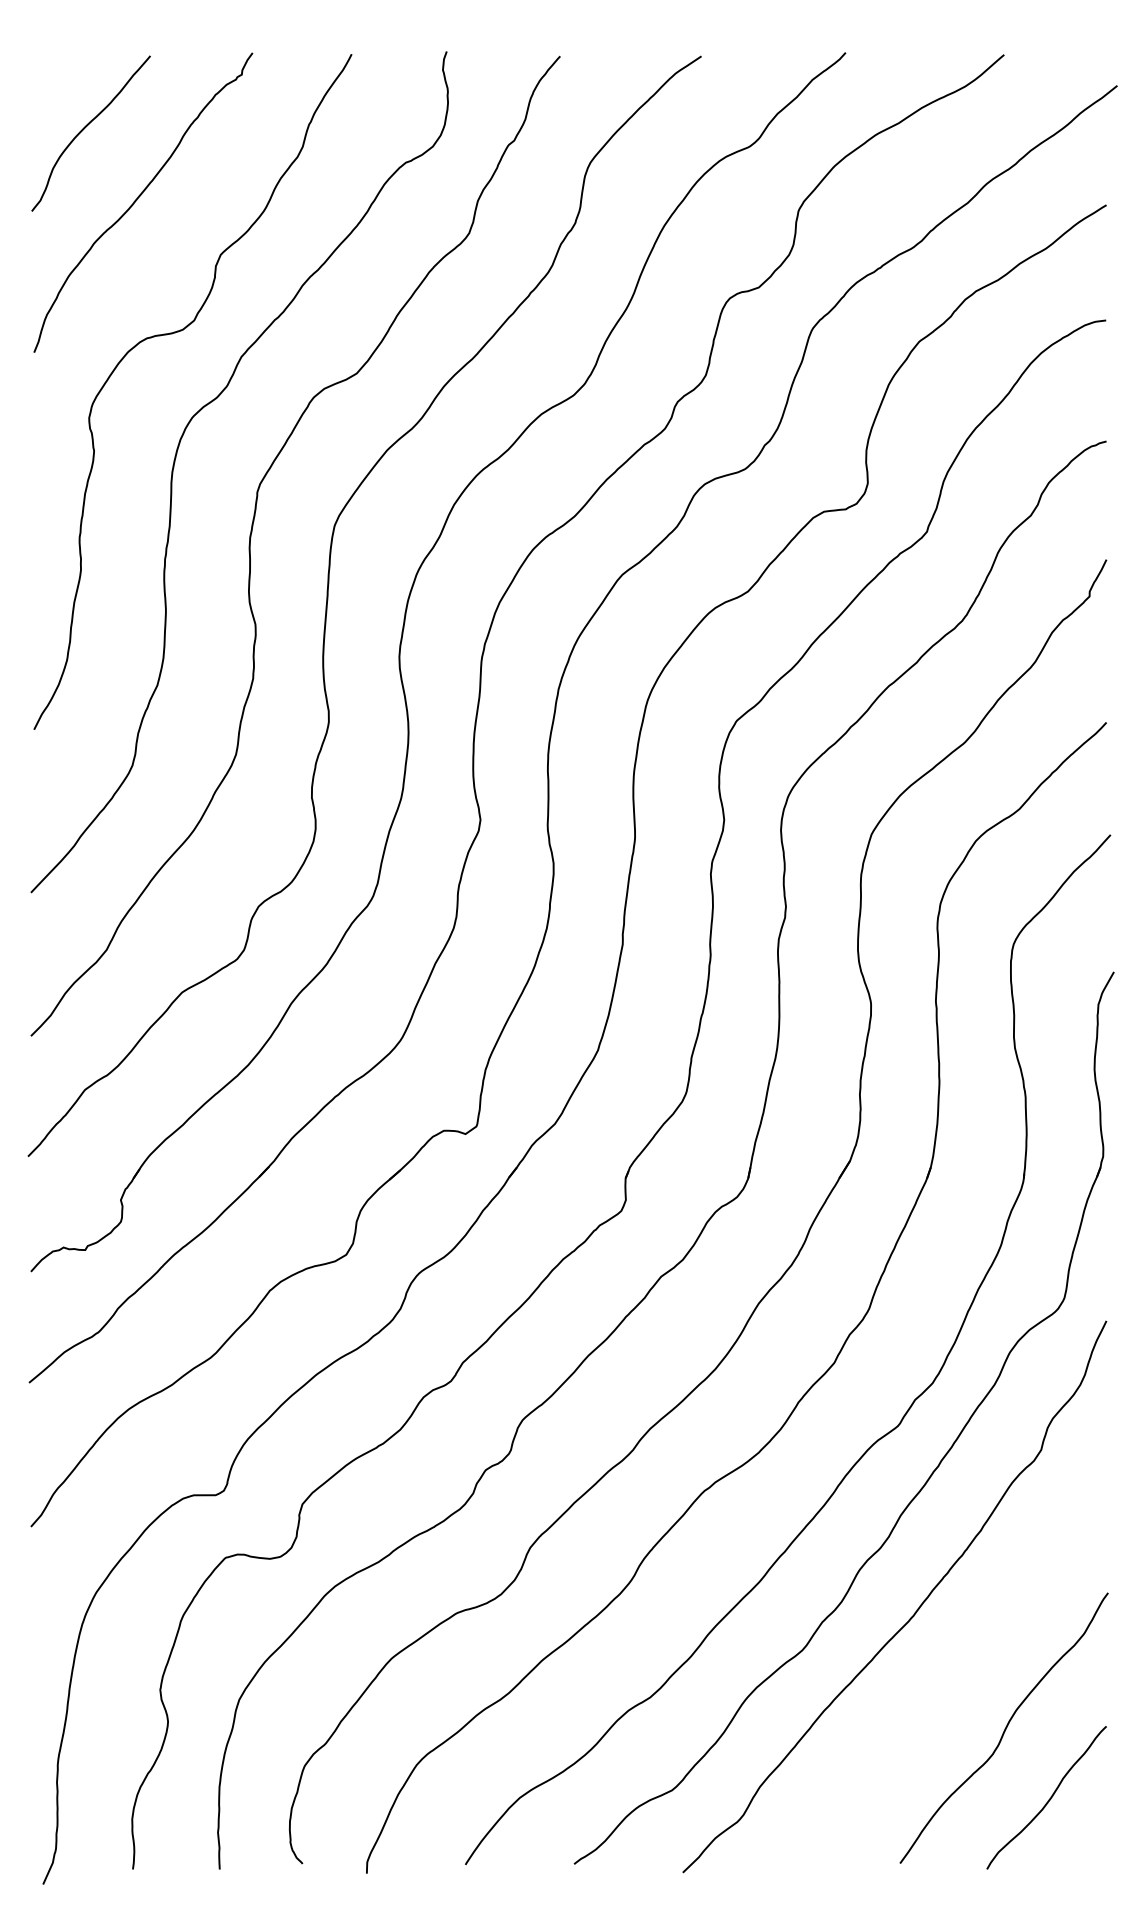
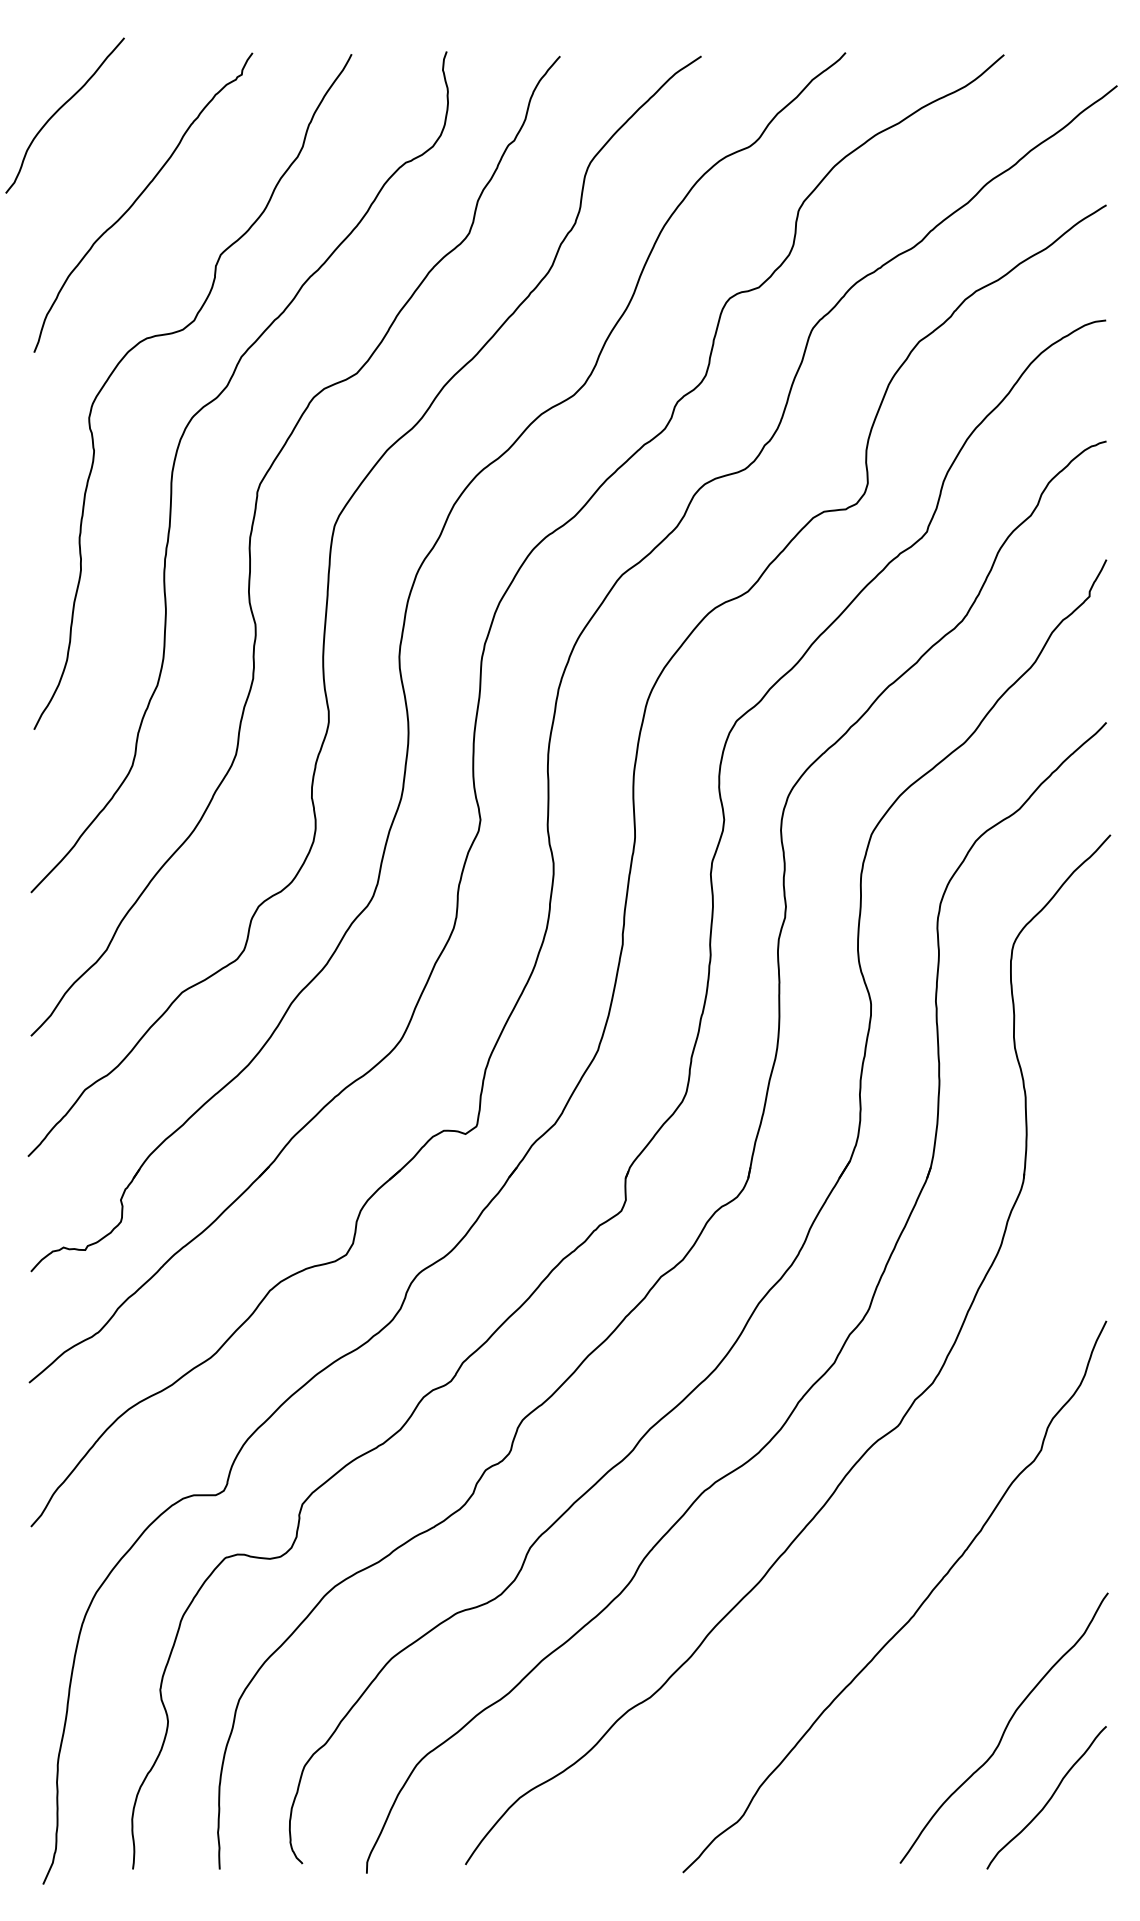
curve position: (85, 128) -> (59, 110) (59, 110)
part: present -> none (930, 1474)
